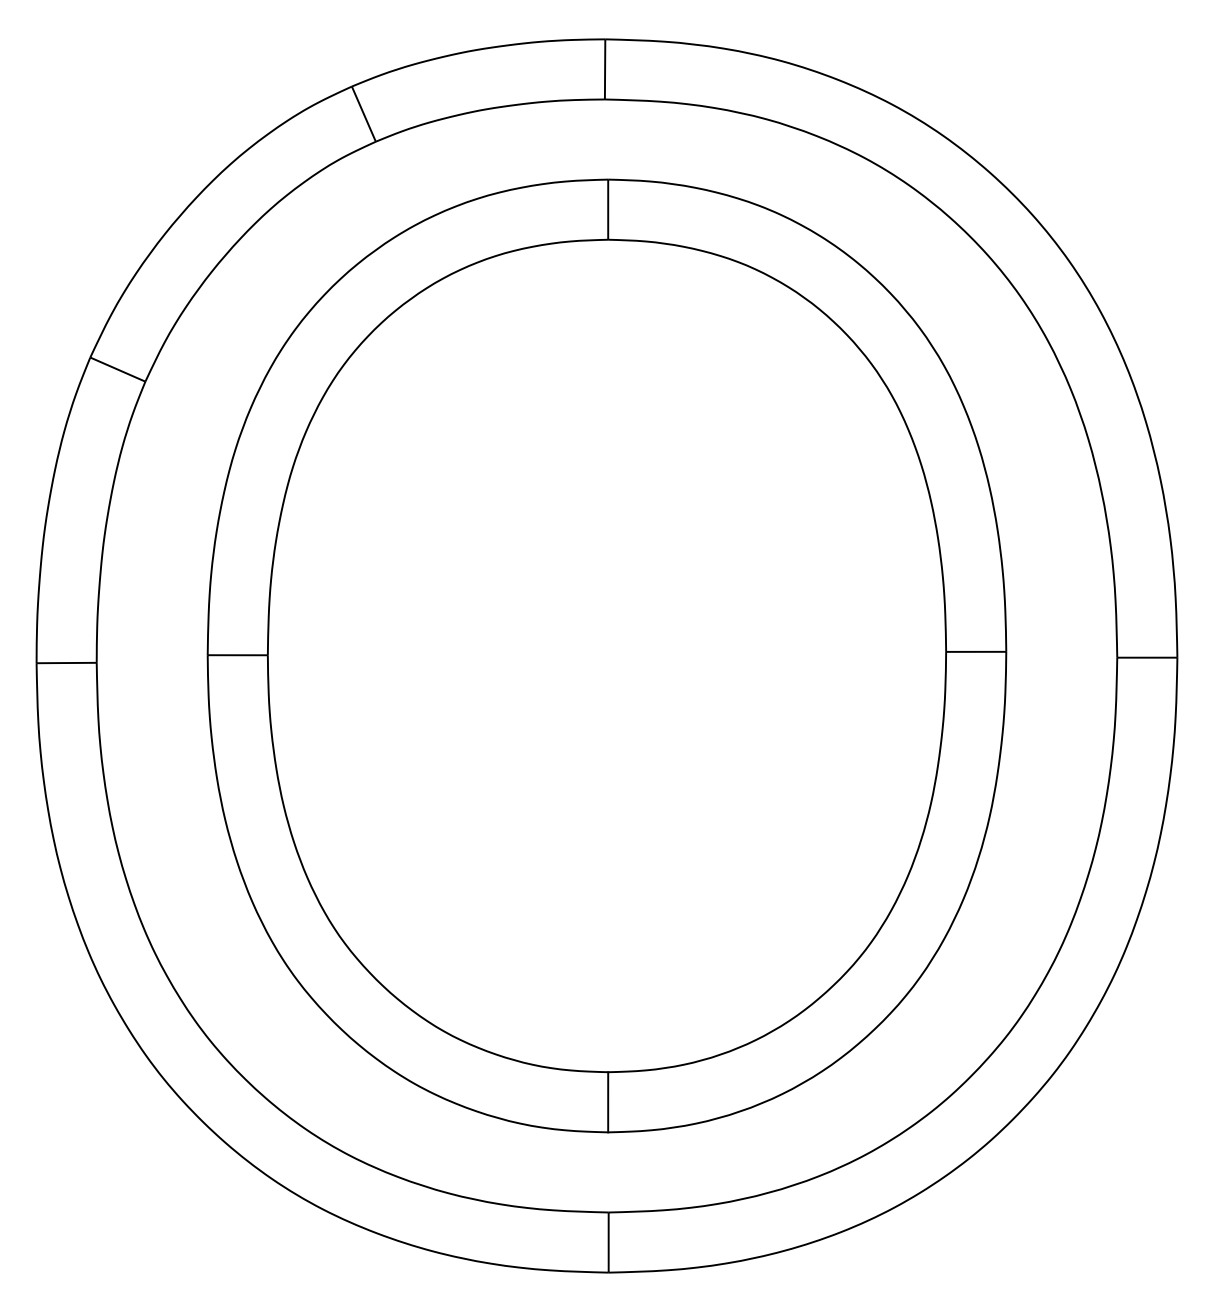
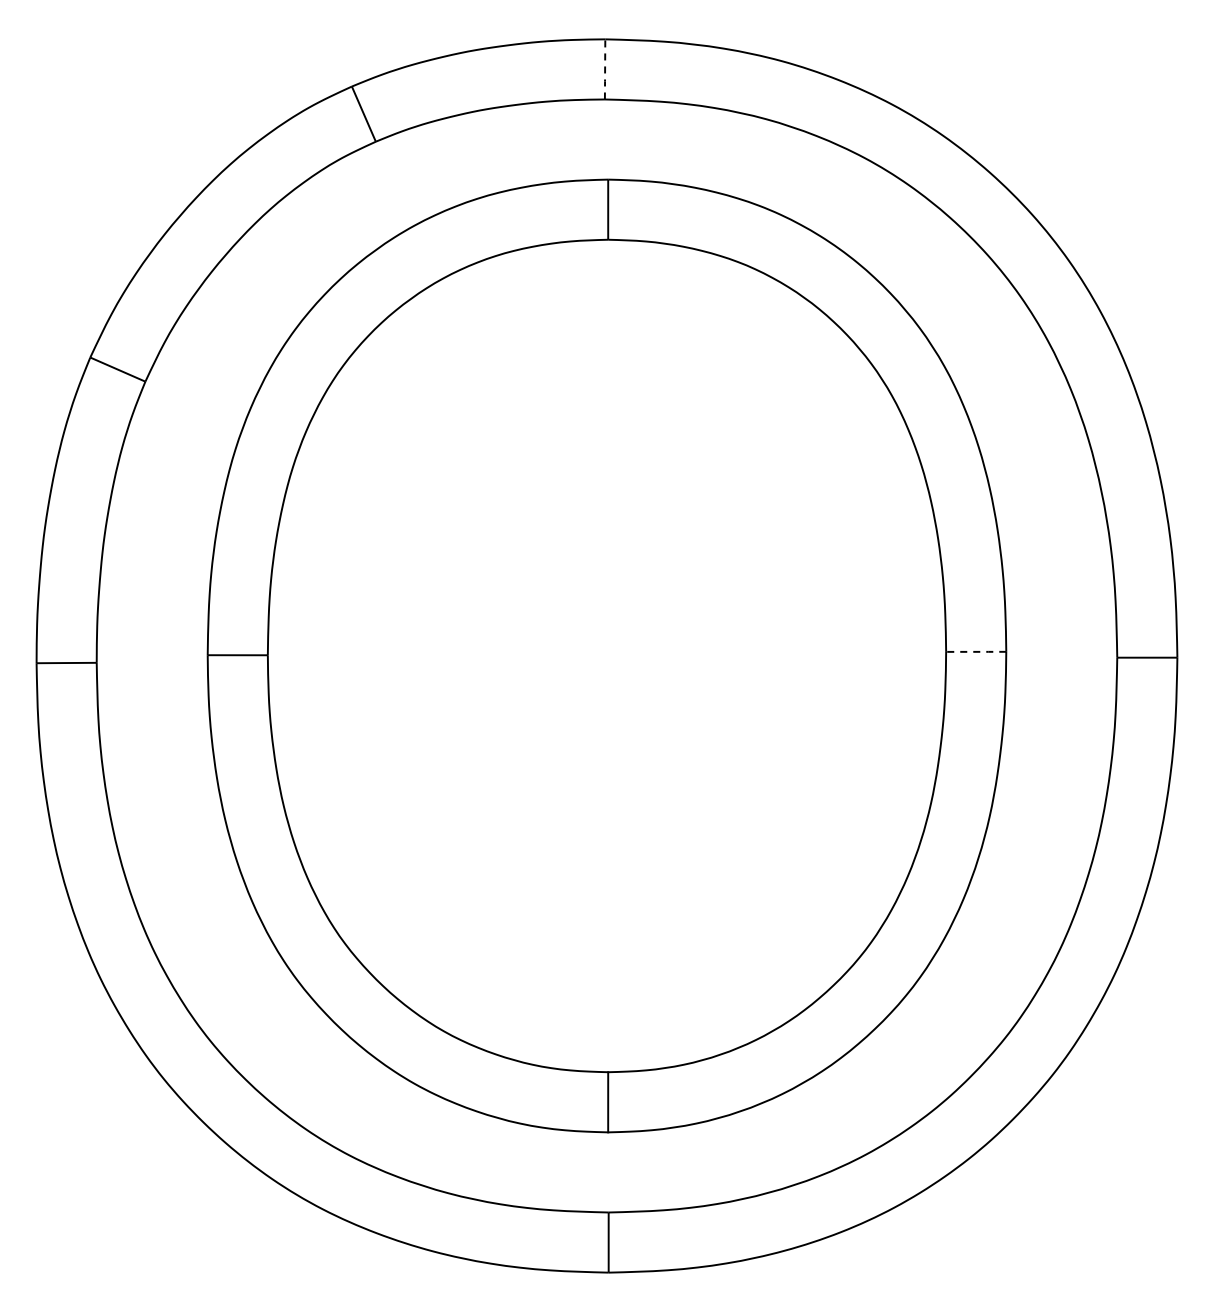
line: solid -> dashed (605, 69)
line: solid -> dashed (975, 651)
